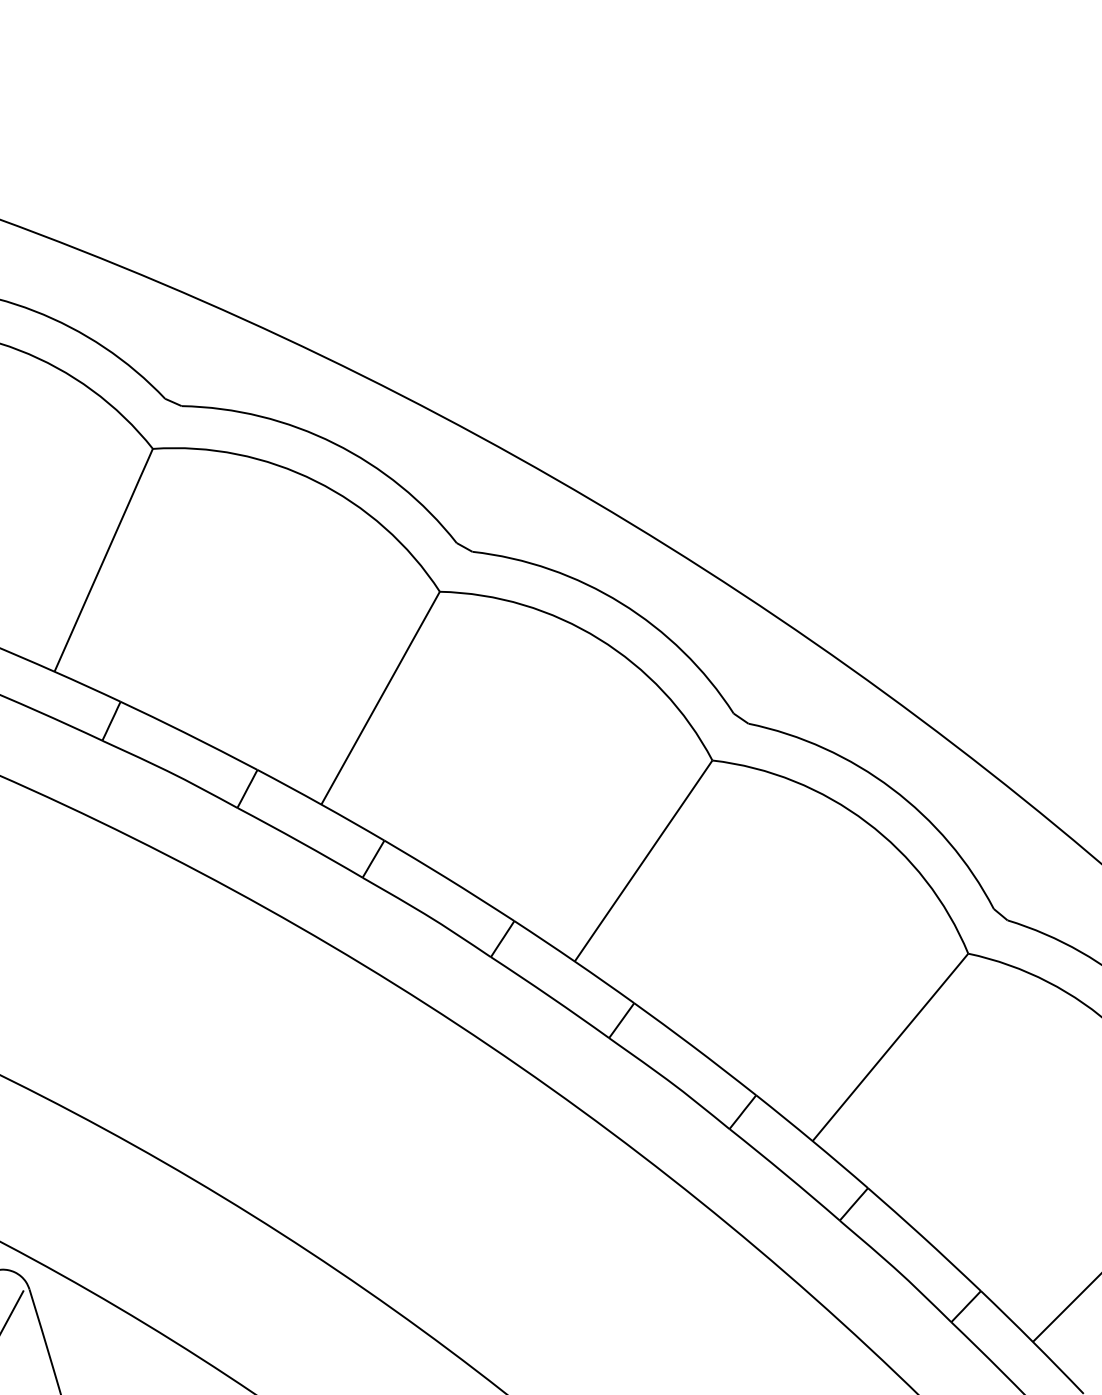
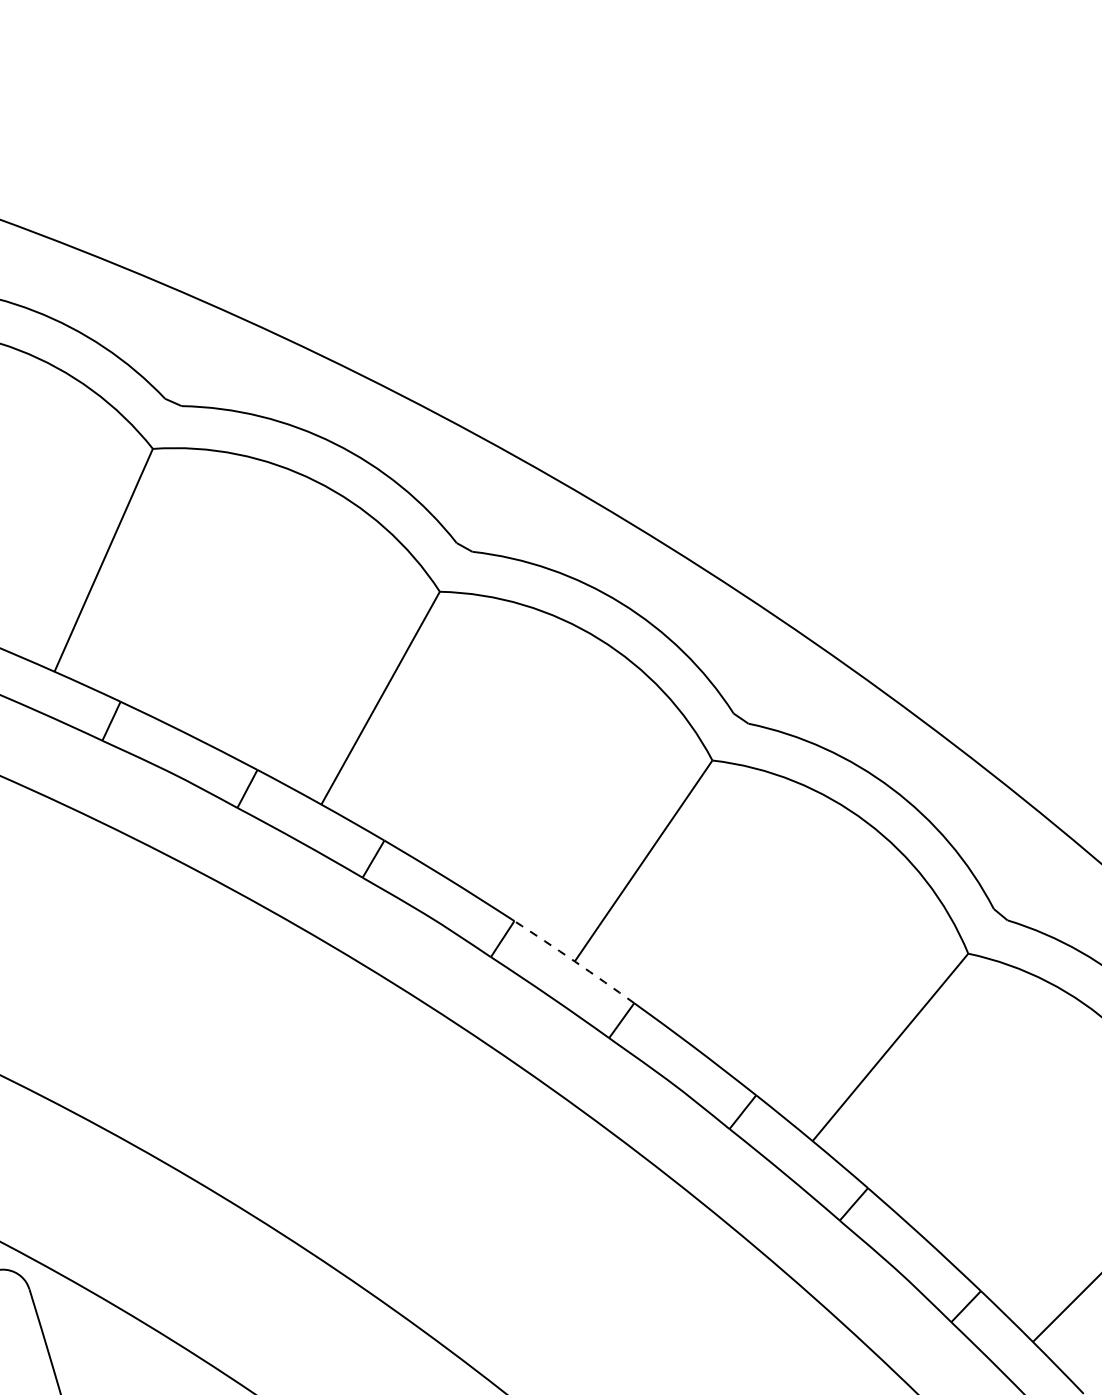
arc: solid -> dashed (574, 961)
line: present -> none (12, 1310)
